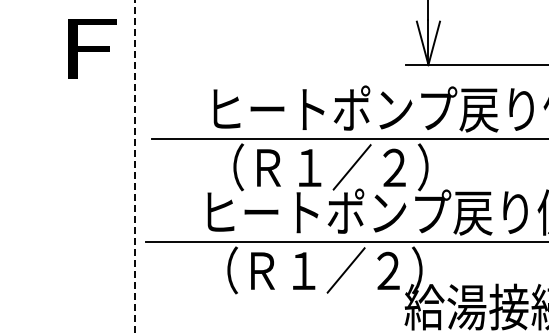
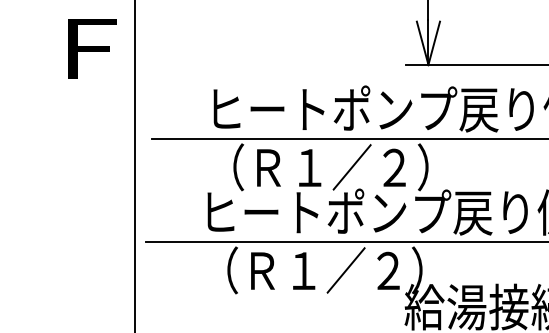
line: dashed -> solid (134, 166)
